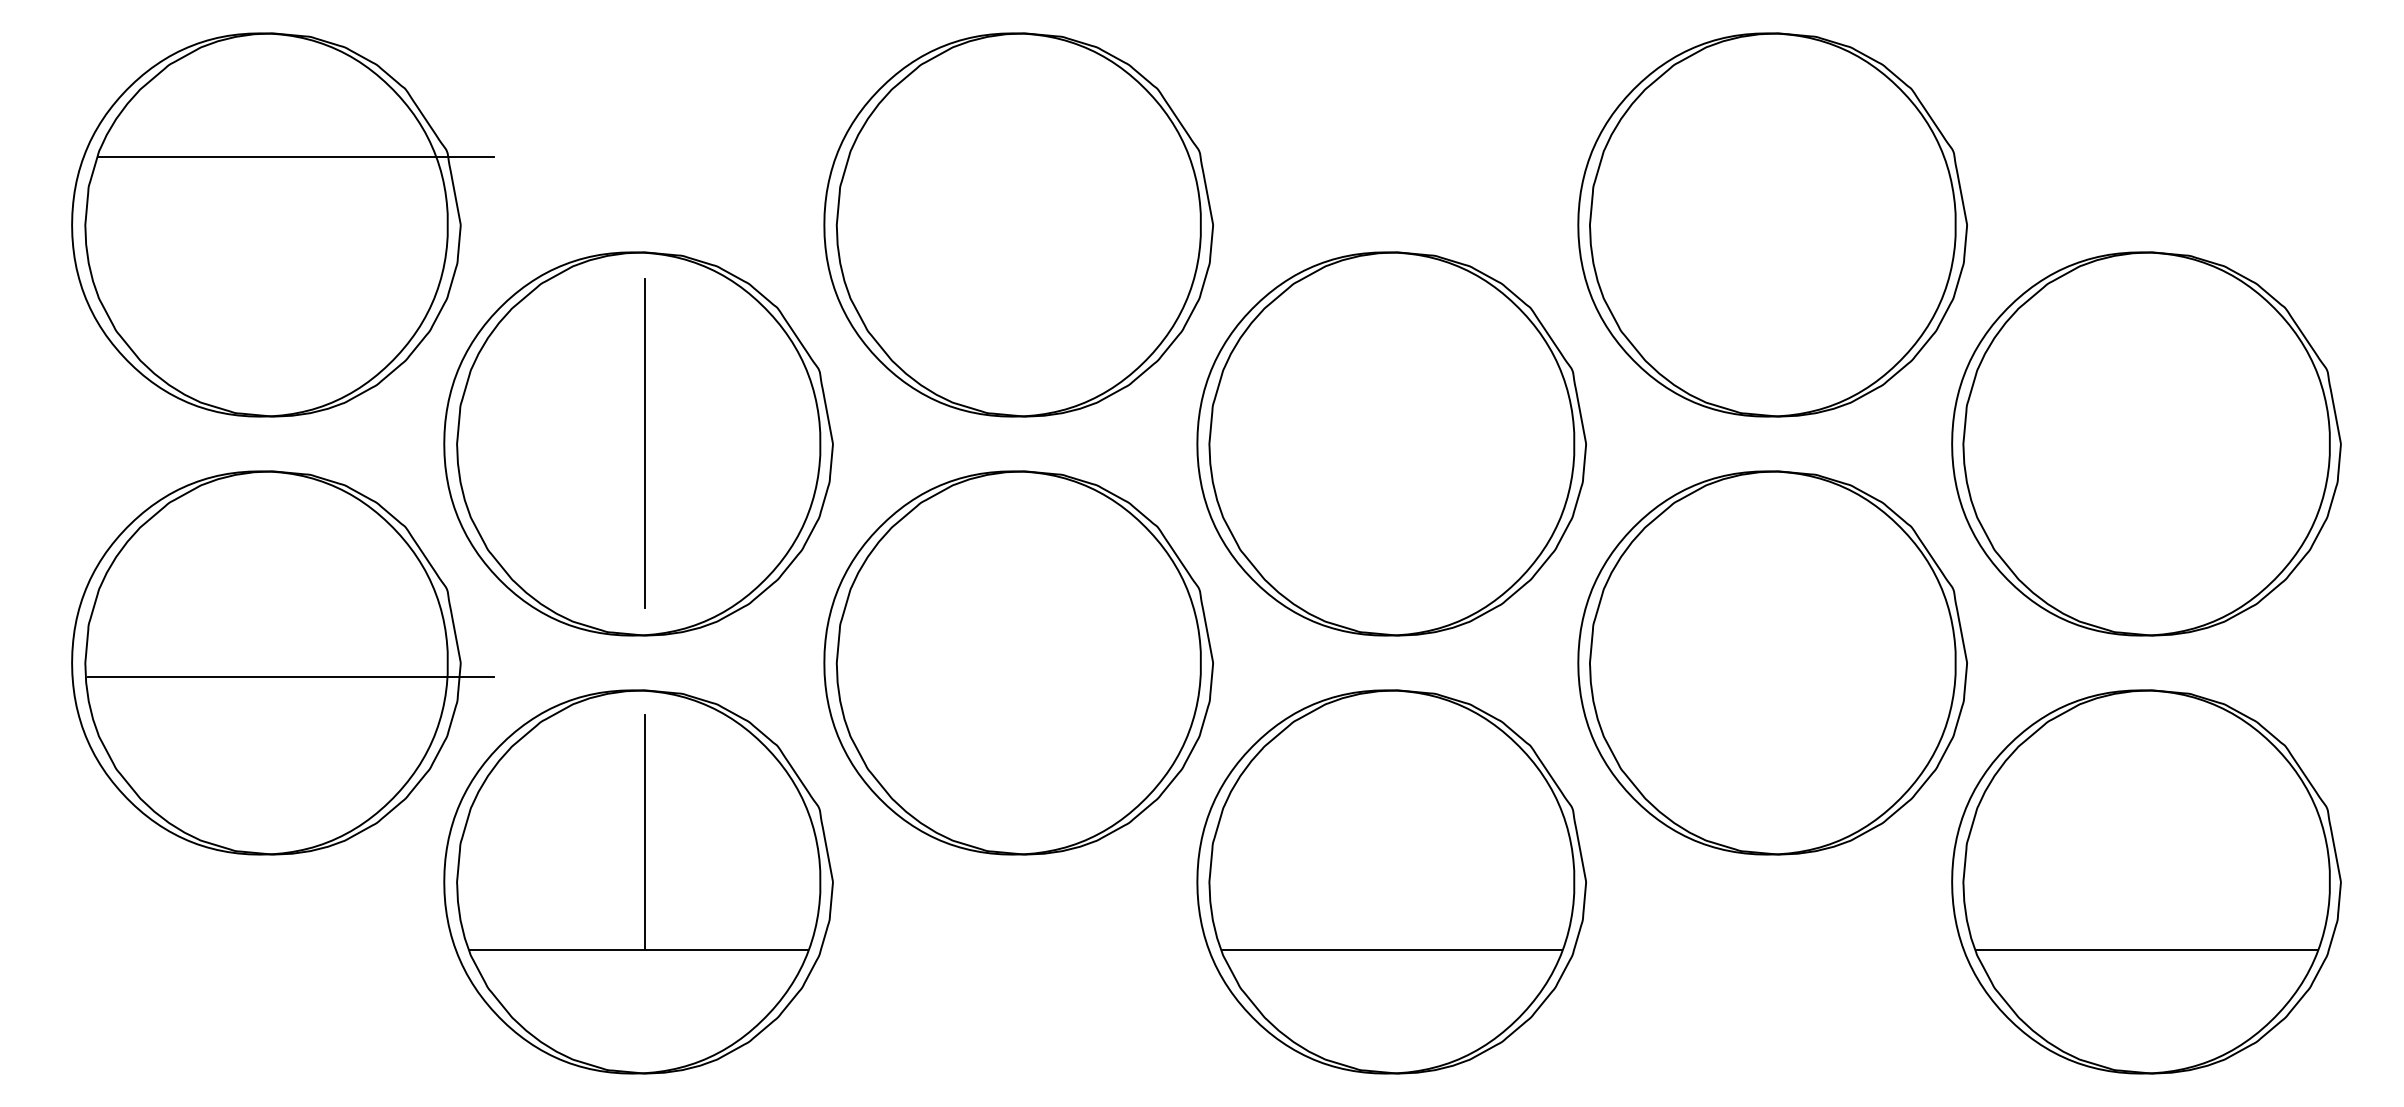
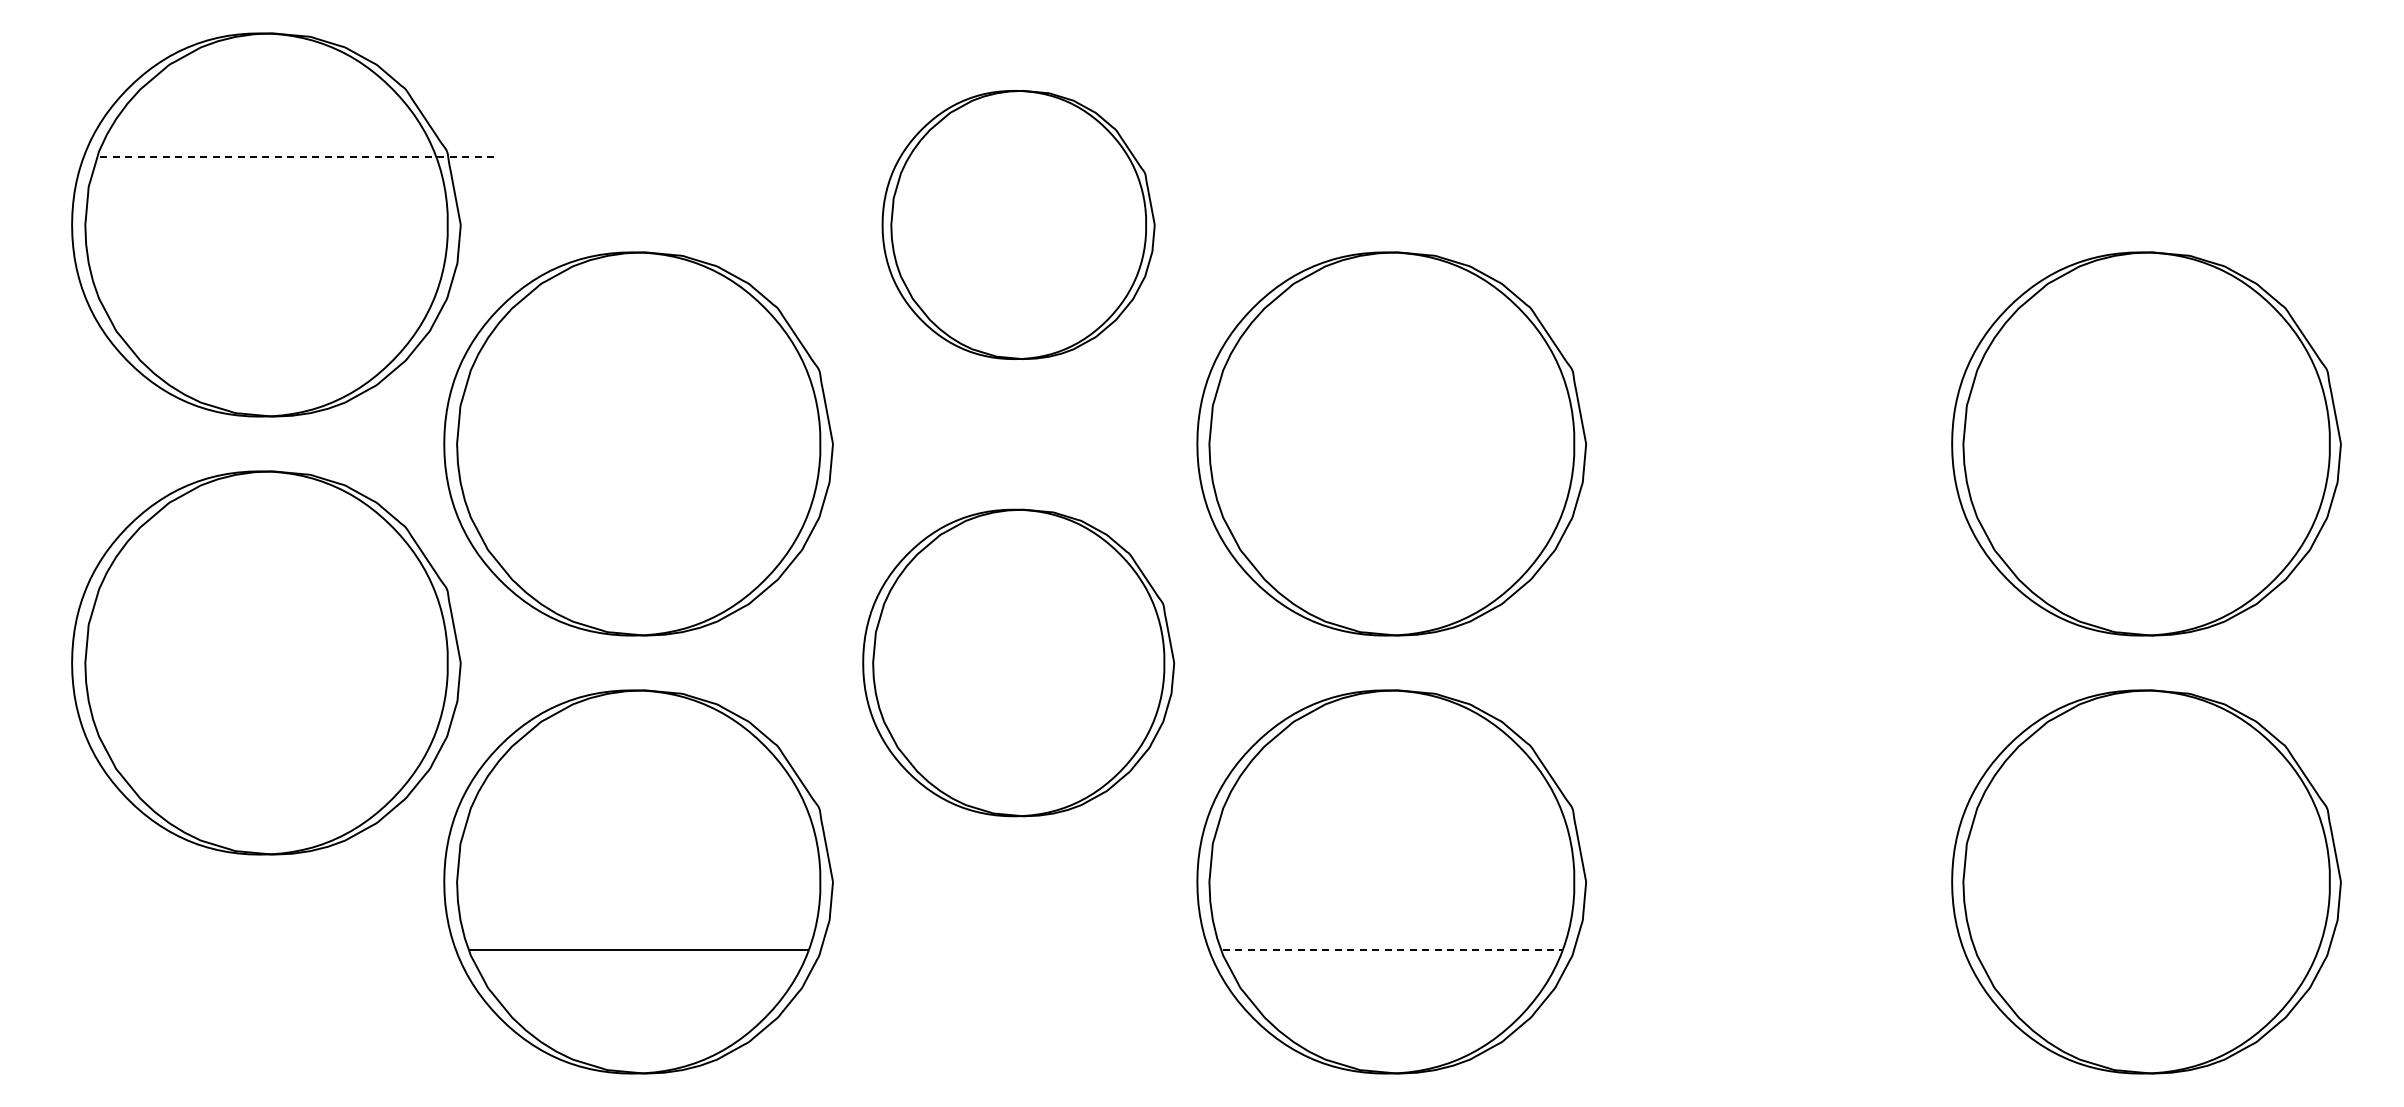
line: solid -> dashed (296, 156)
part size: 391x386 px -> 275x270 px (1018, 224)
part: present -> none (1772, 224)
line: present -> none (644, 443)
part size: 391x386 px -> 314x310 px (1018, 662)
part: present -> none (1772, 662)
line: present -> none (290, 676)
line: present -> none (644, 832)
line: solid -> dashed (1392, 950)
line: present -> none (2146, 950)
